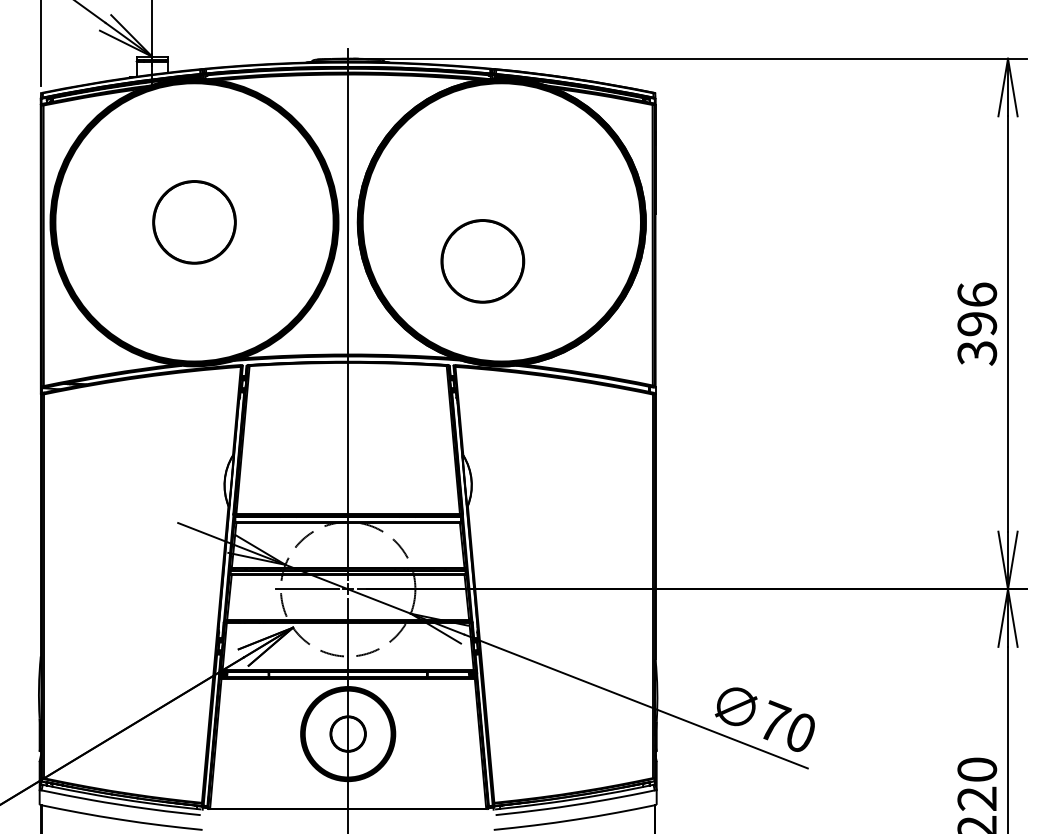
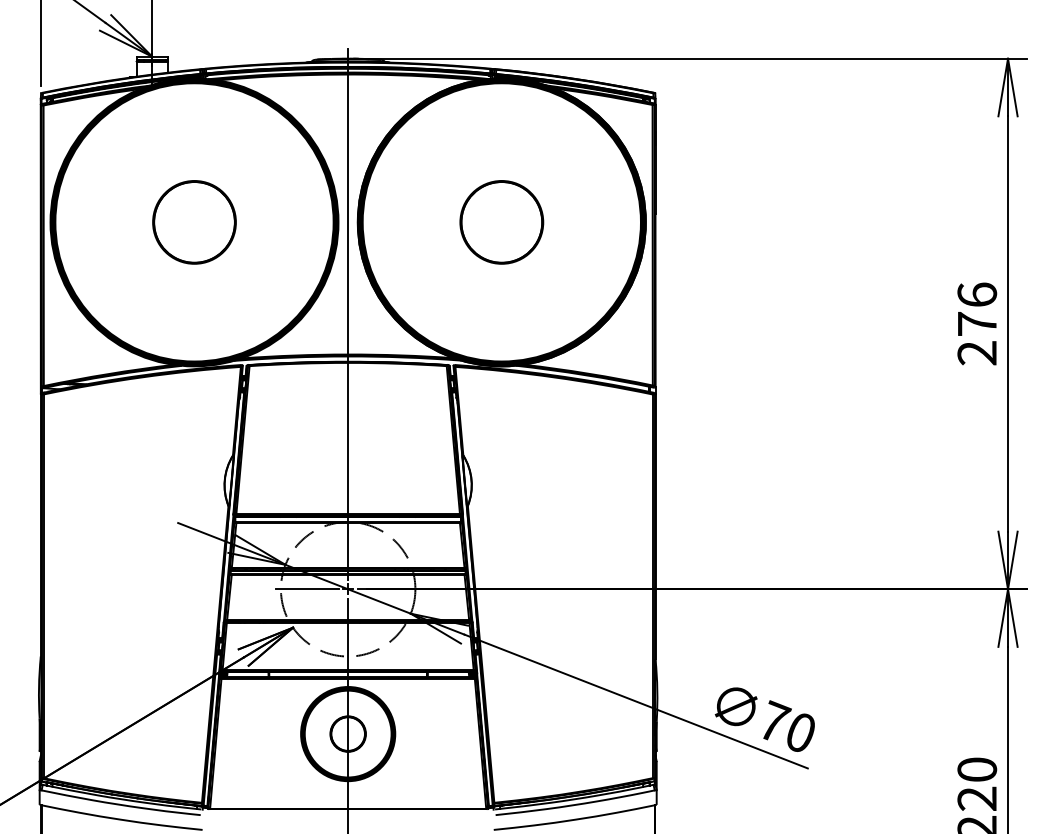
part position: (482, 261) -> (501, 222) (501, 222)
text: 396 -> 276 (977, 338)
